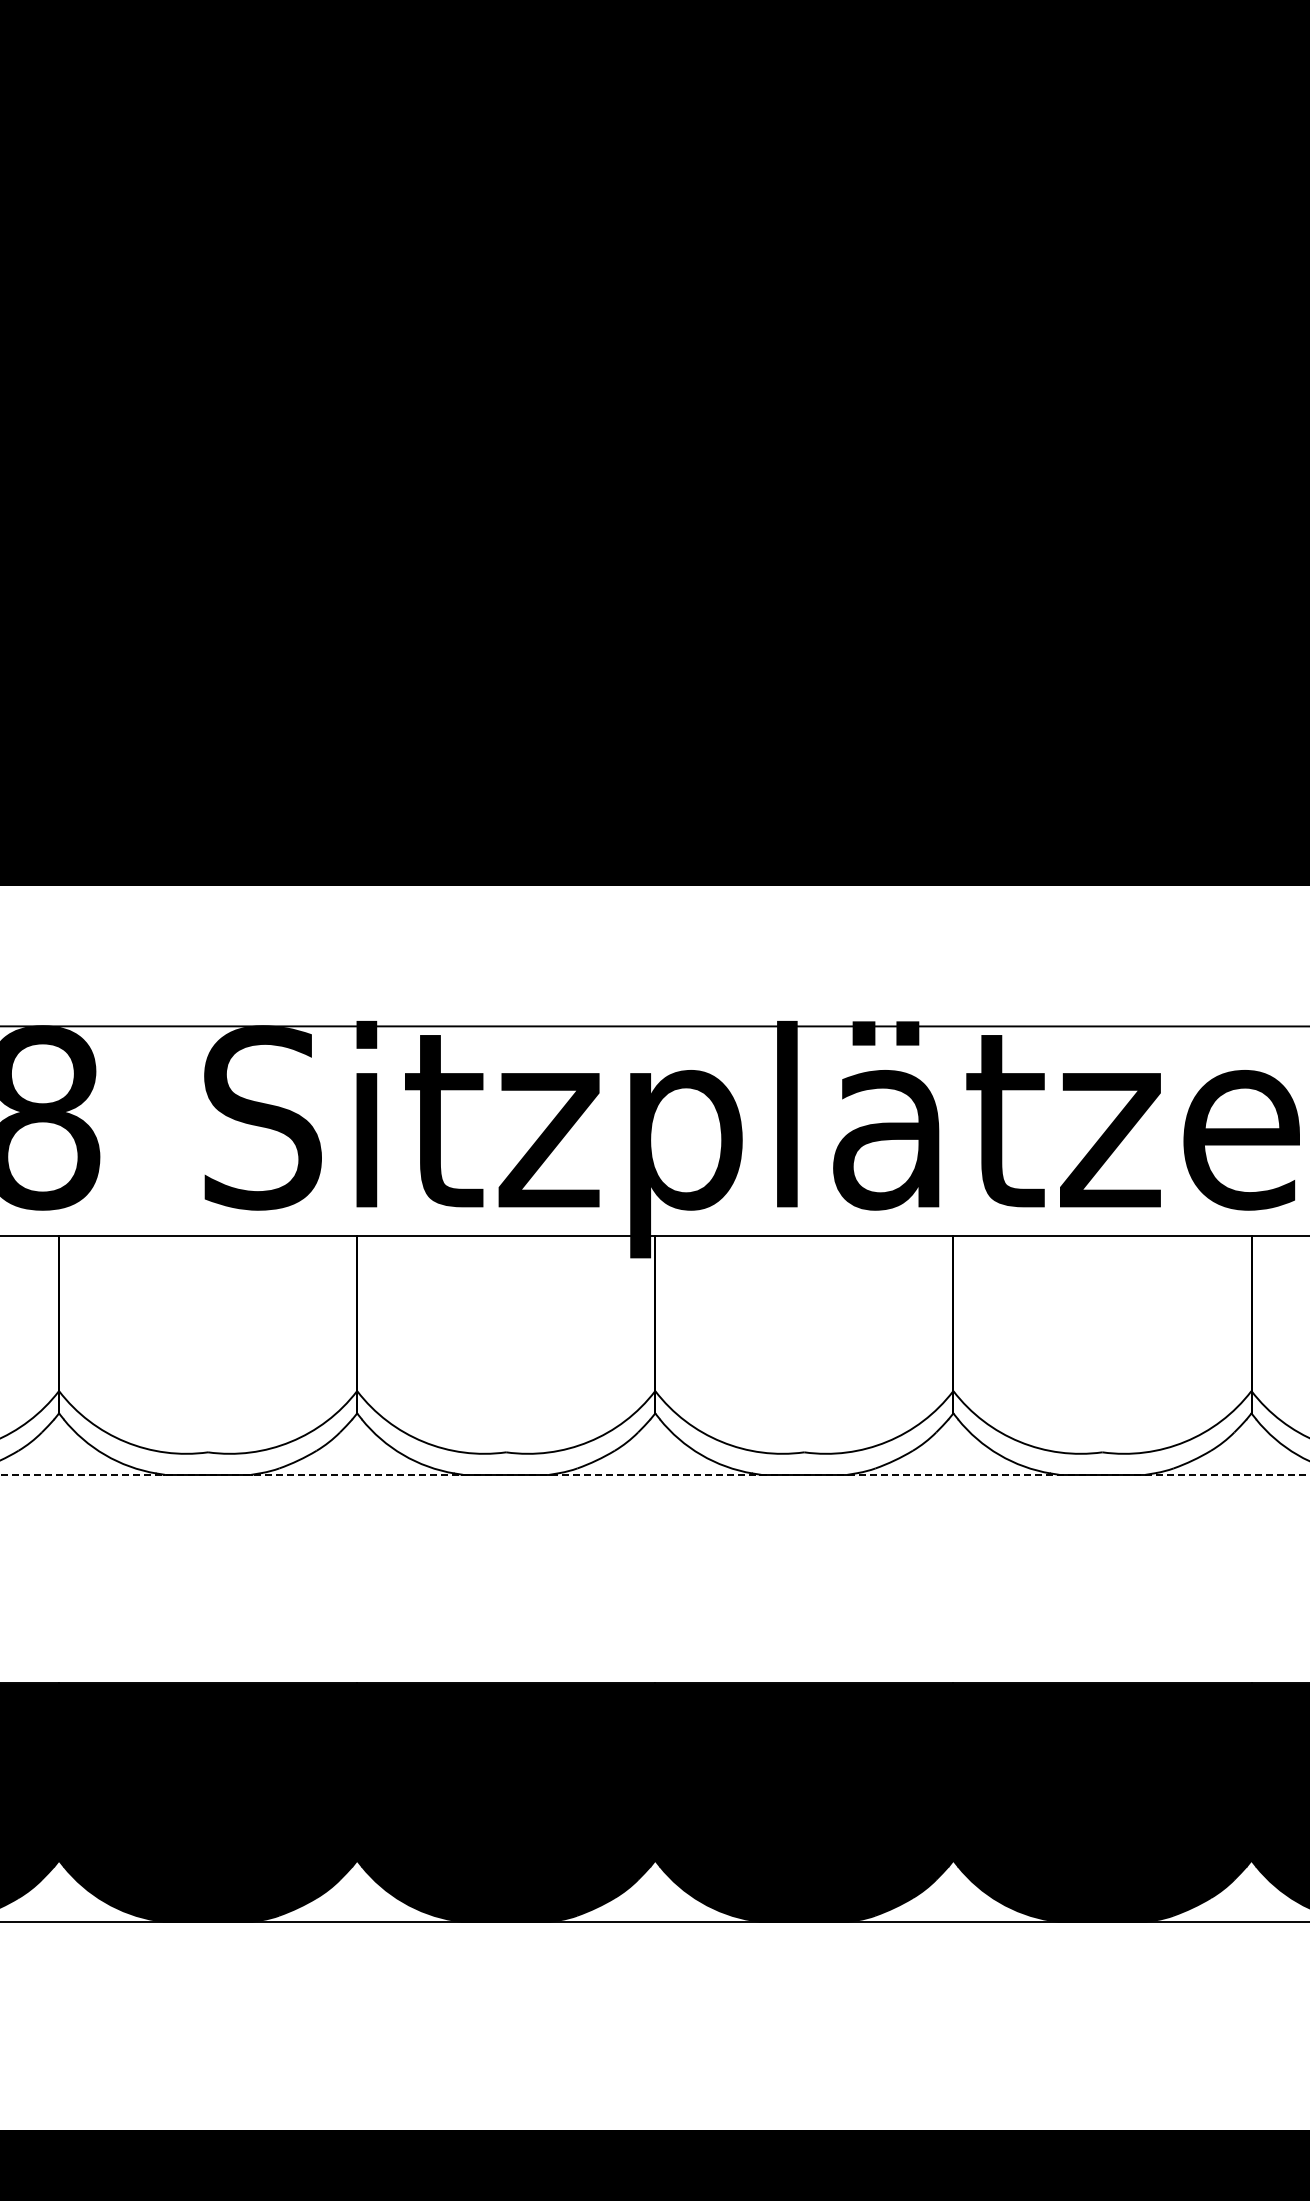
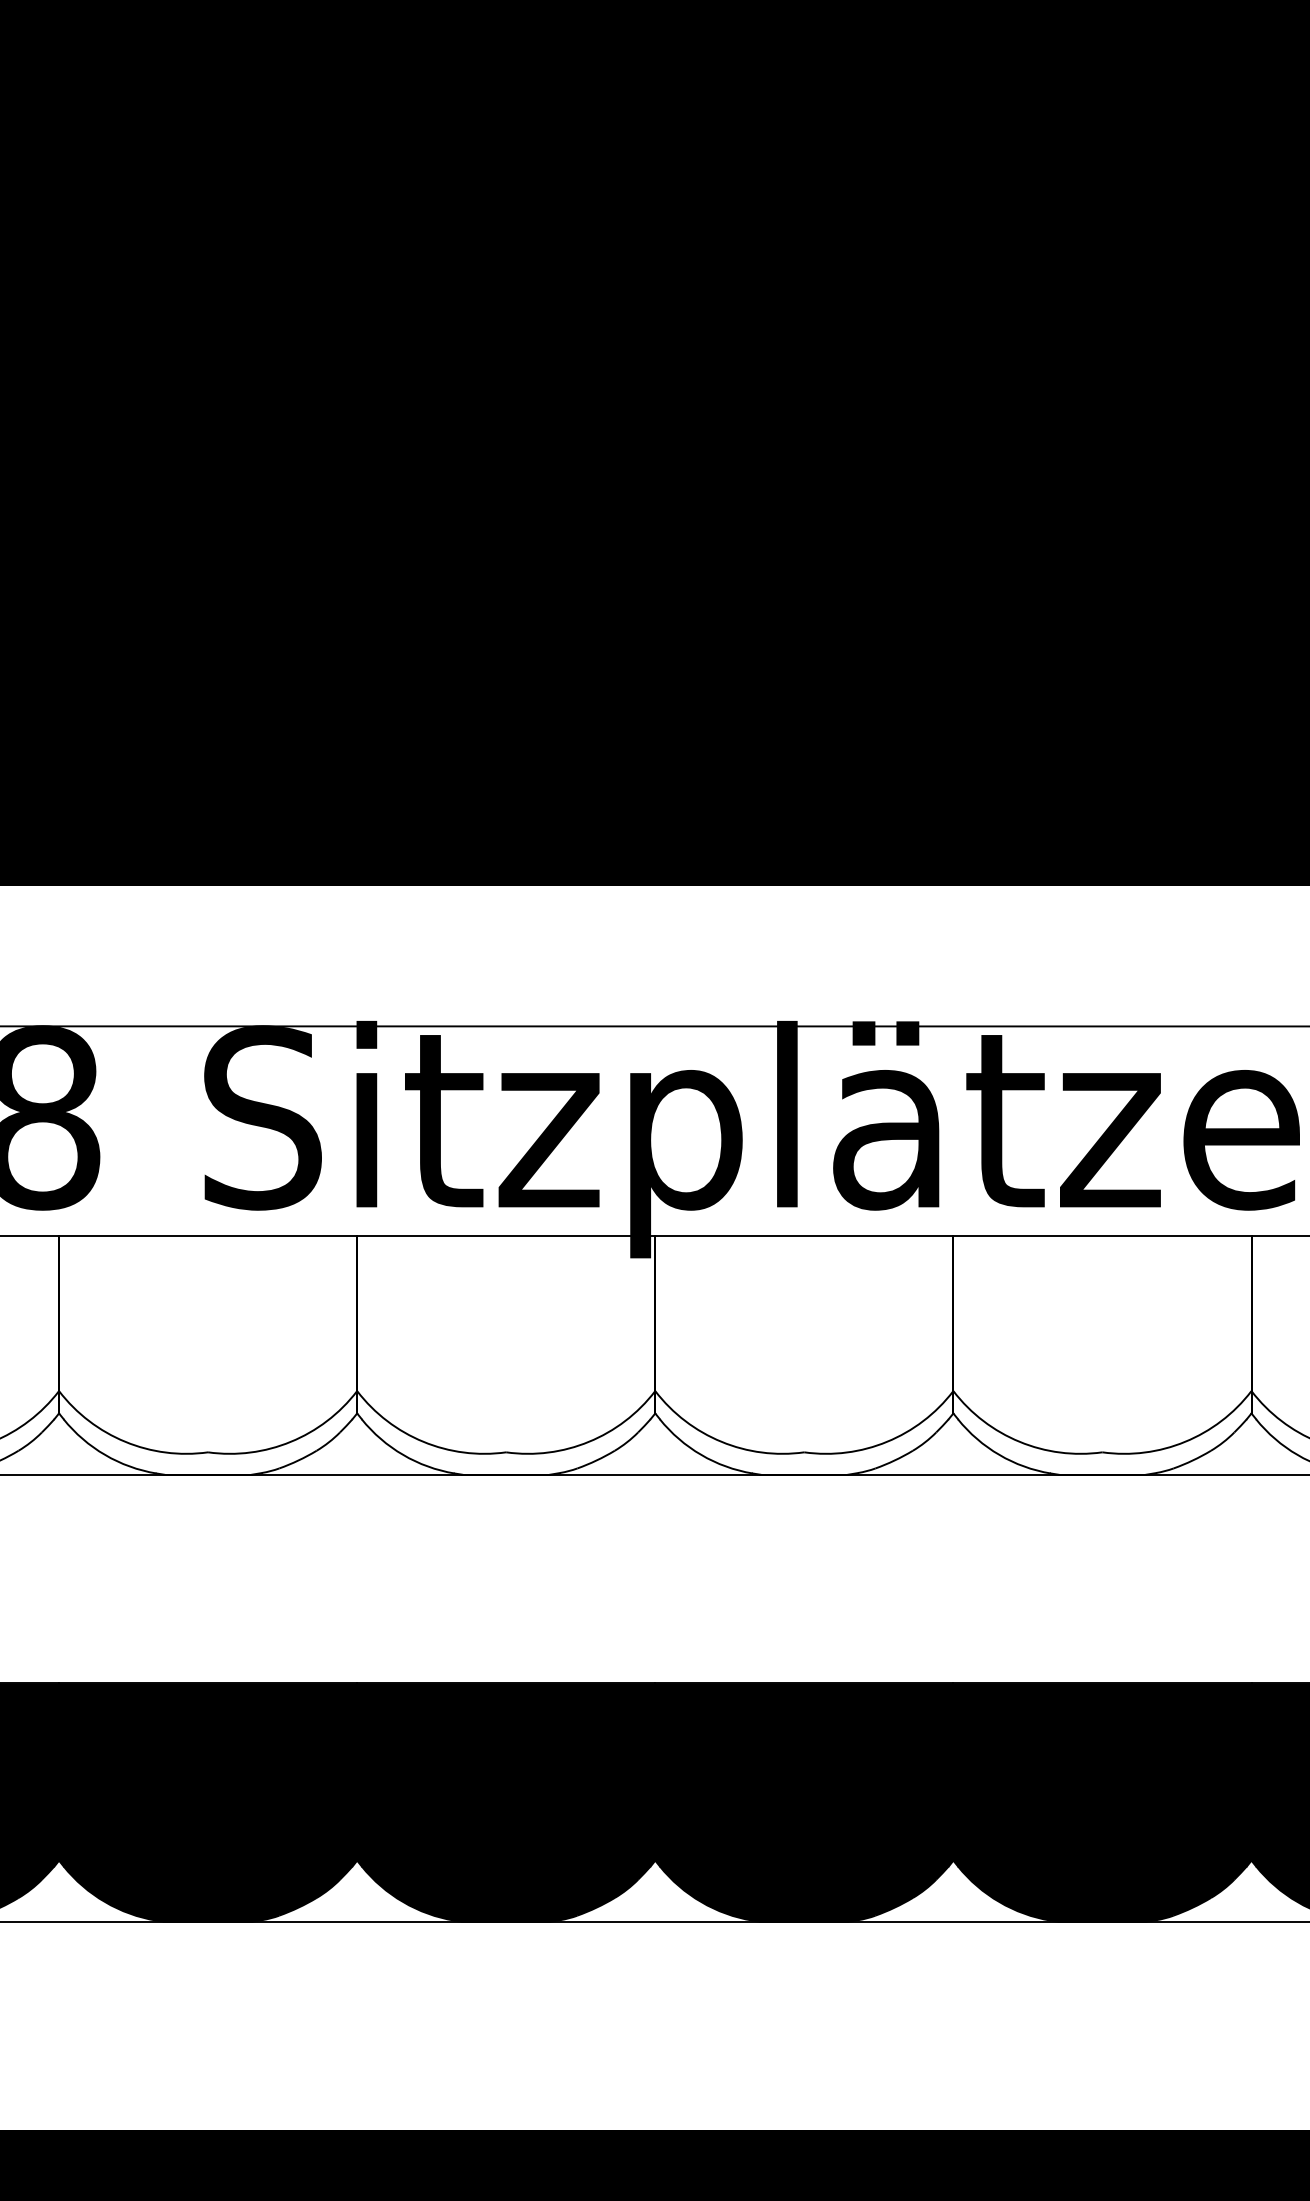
line: dashed -> solid (655, 1474)
